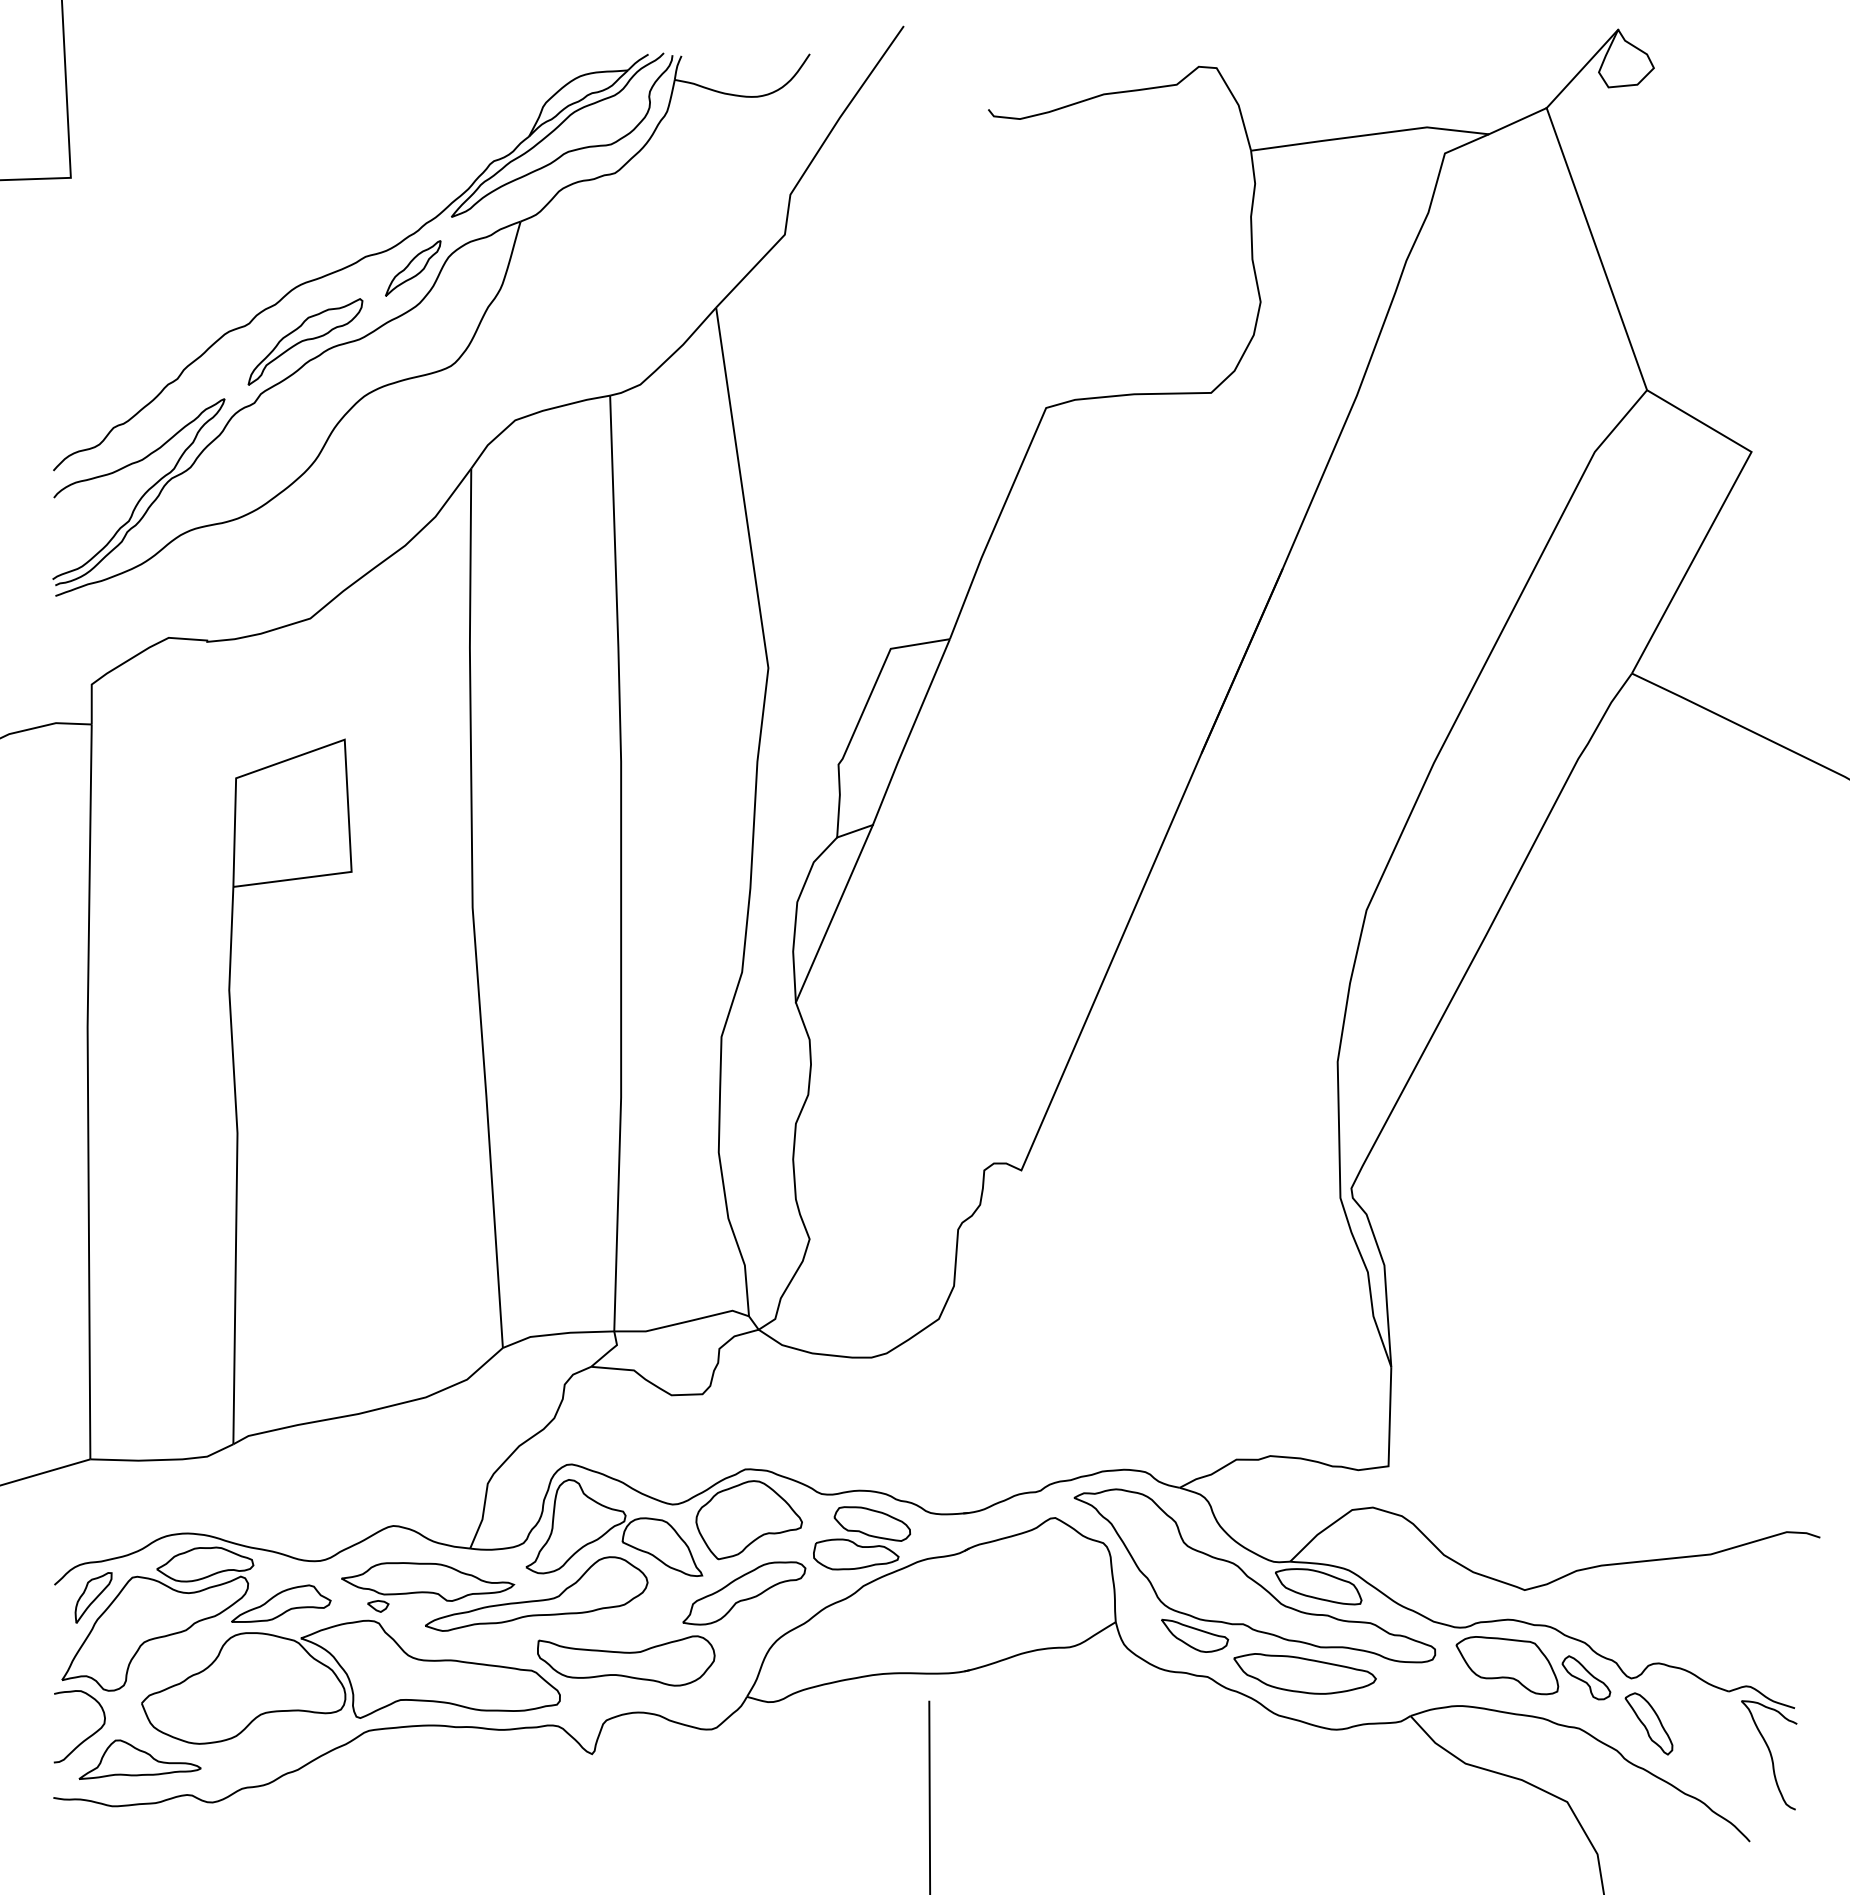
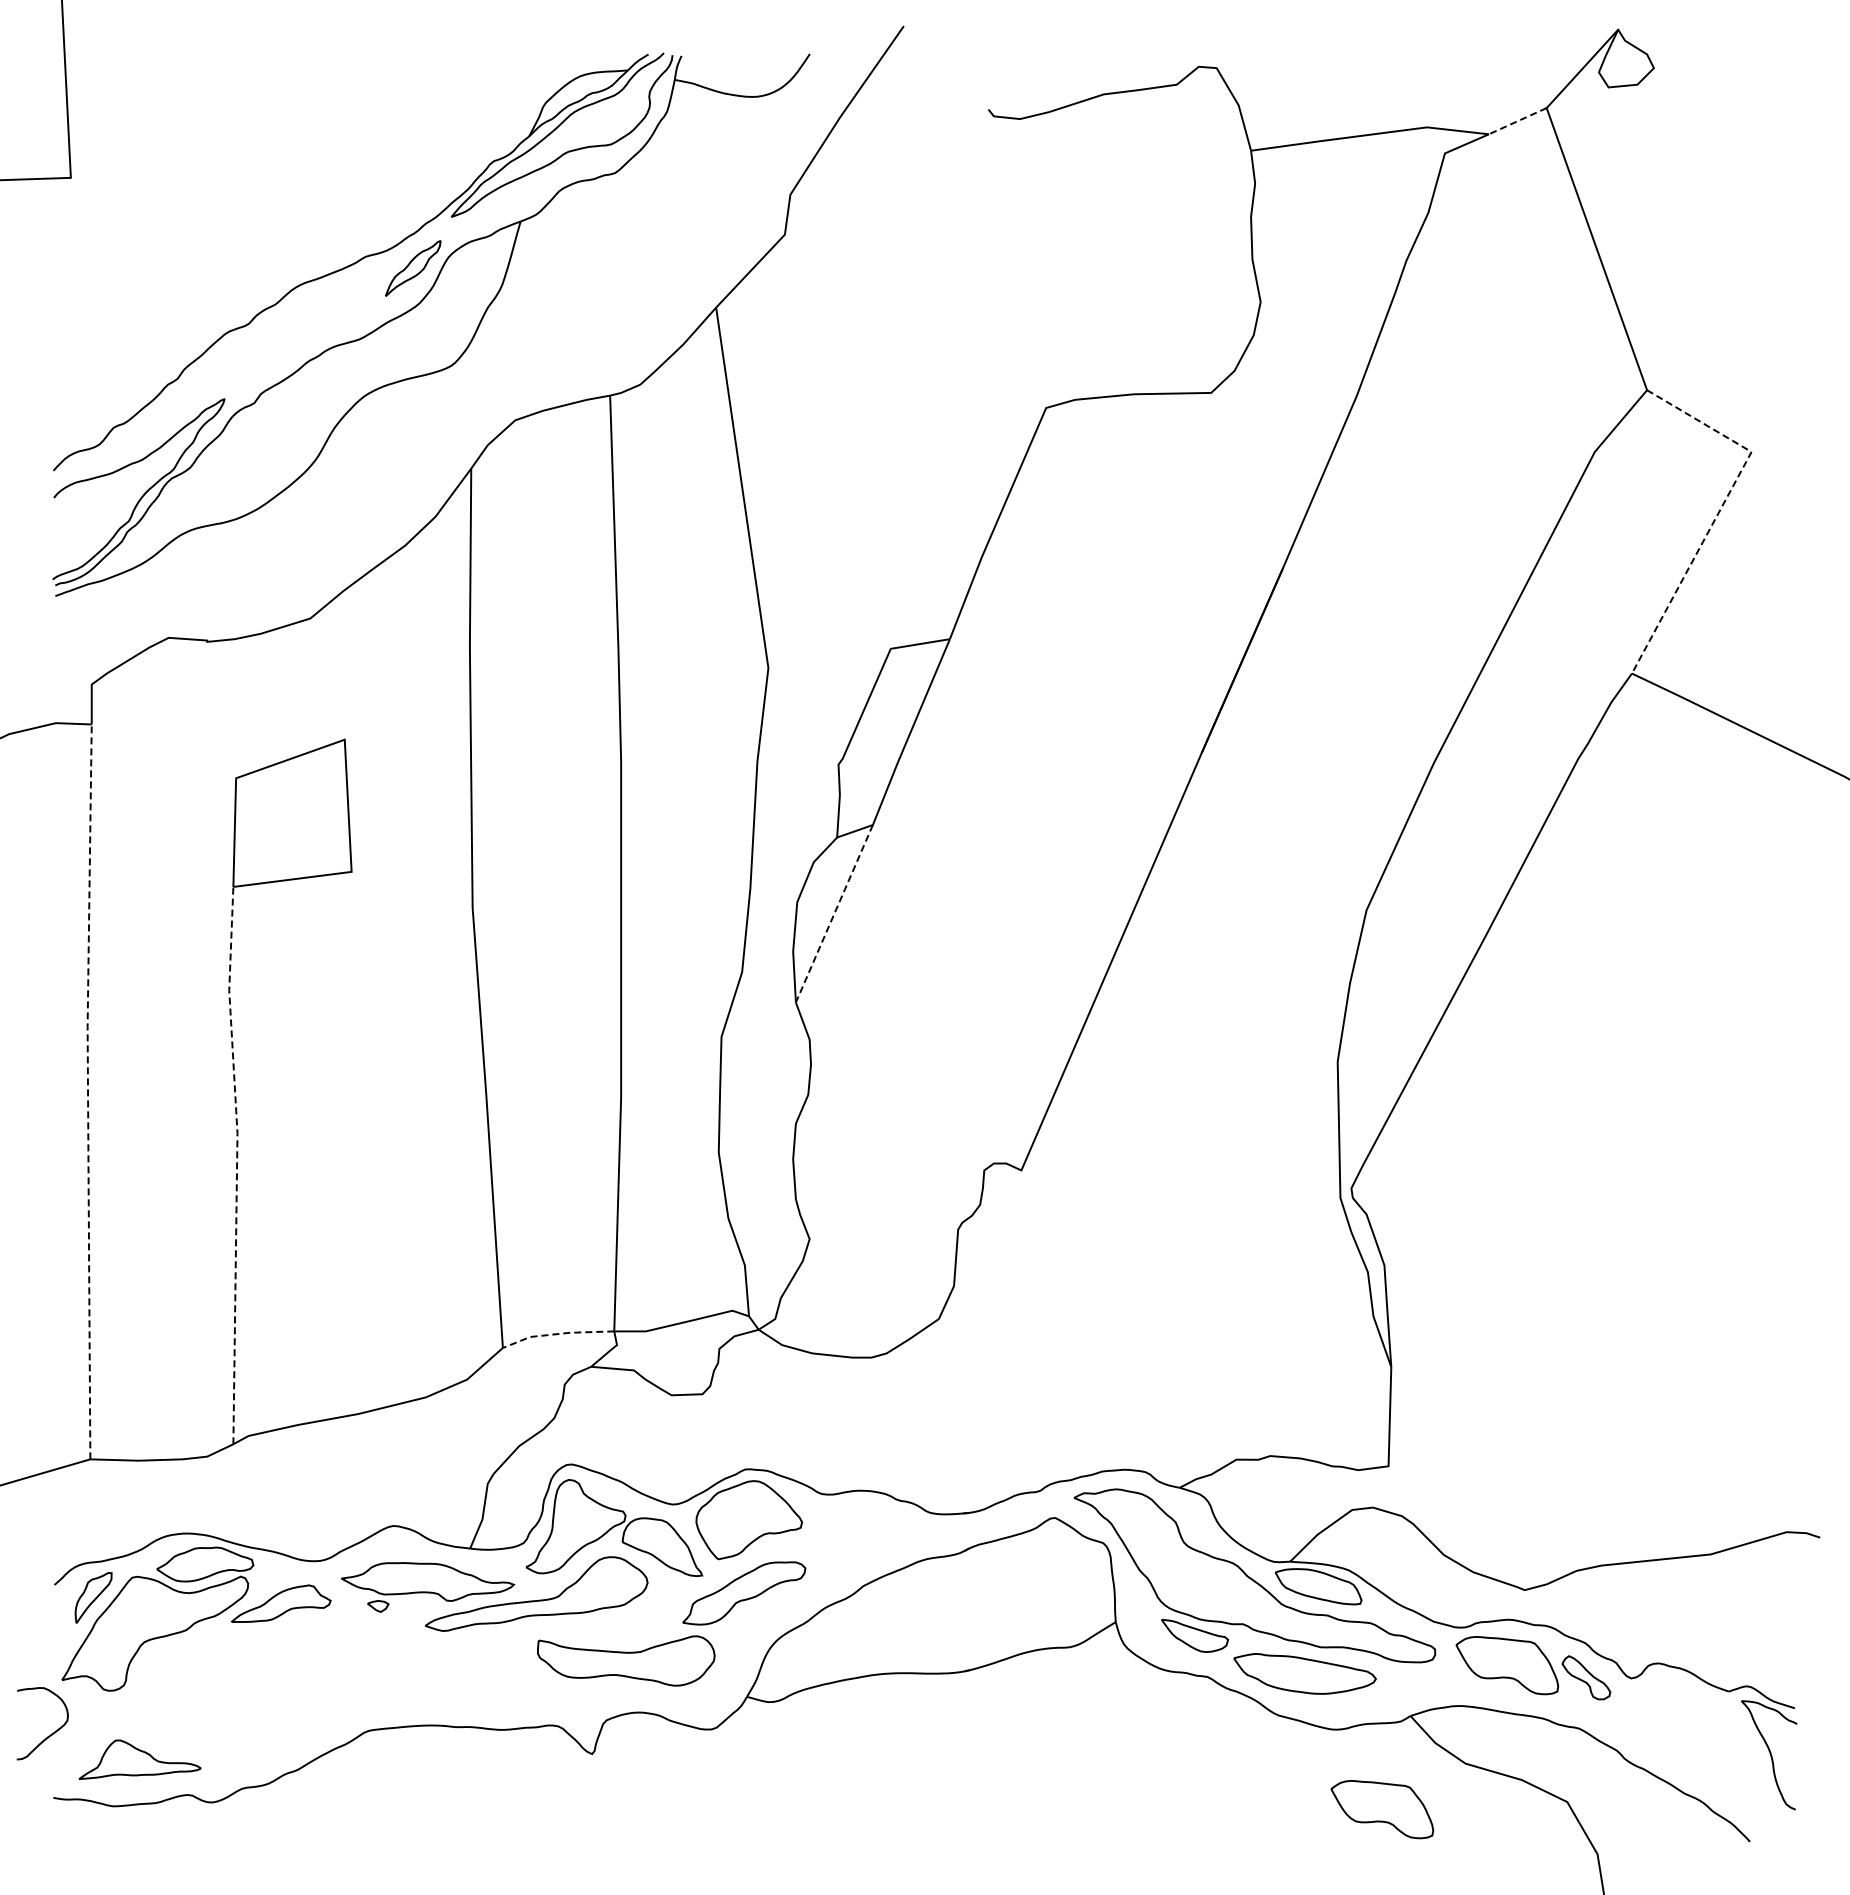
line: solid -> dashed (1517, 121)
part: present -> none (305, 341)
line: solid -> dashed (1720, 509)
line: solid -> dashed (834, 913)
line: solid -> dashed (88, 1091)
line: solid -> dashed (237, 1164)
line: solid -> dashed (557, 1334)
part: present -> none (861, 1538)
part: present -> none (350, 1681)
part: present -> none (1648, 1723)
curve position: (85, 1738) -> (48, 1735) (48, 1735)
line: present -> none (929, 1796)
part: none -> present (1382, 1809)
